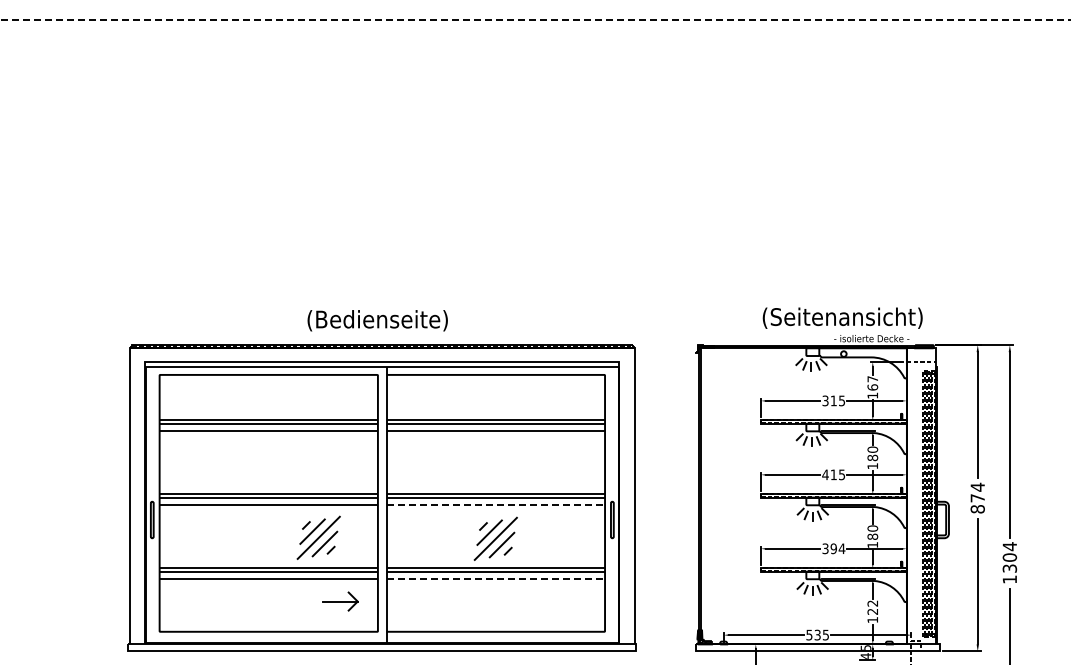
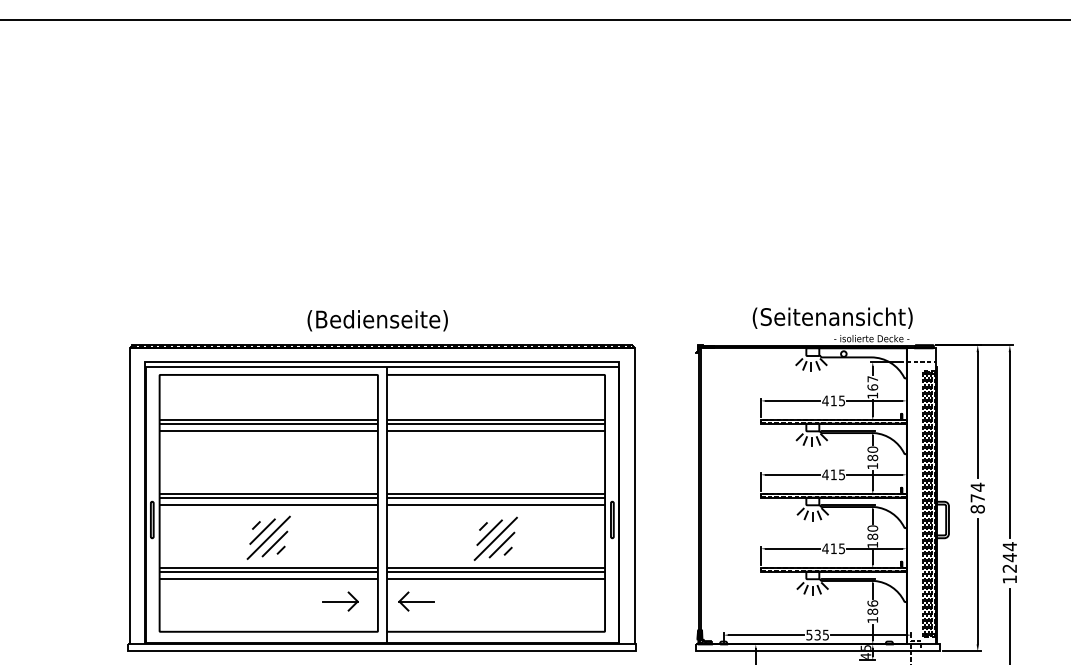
line: dashed -> solid (535, 19)
text position: (842, 317) -> (832, 317) (832, 317)
text: 315 -> 415 (825, 400)
line: dashed -> solid (496, 505)
part position: (318, 537) -> (268, 537) (268, 537)
text: 394 -> 415 (833, 548)
text: 1304 -> 1244 (1009, 562)
line: dashed -> solid (496, 579)
part: none -> present (416, 601)
text: 122 -> 186 (872, 607)
